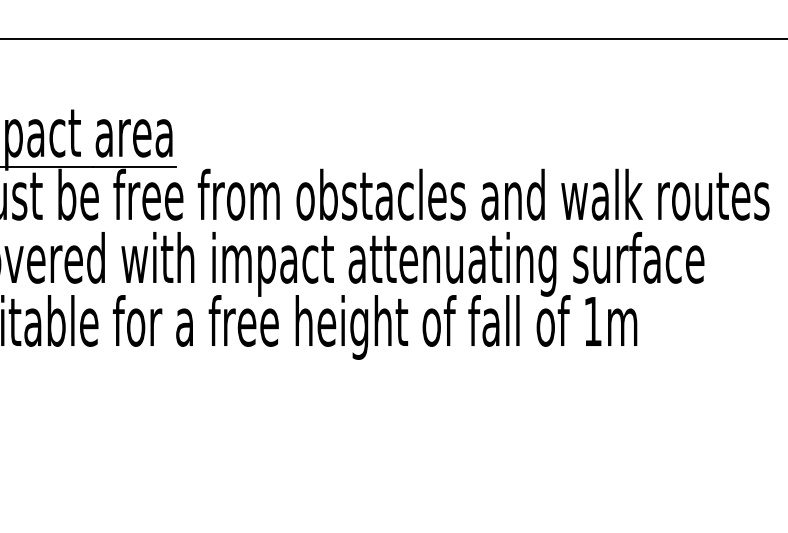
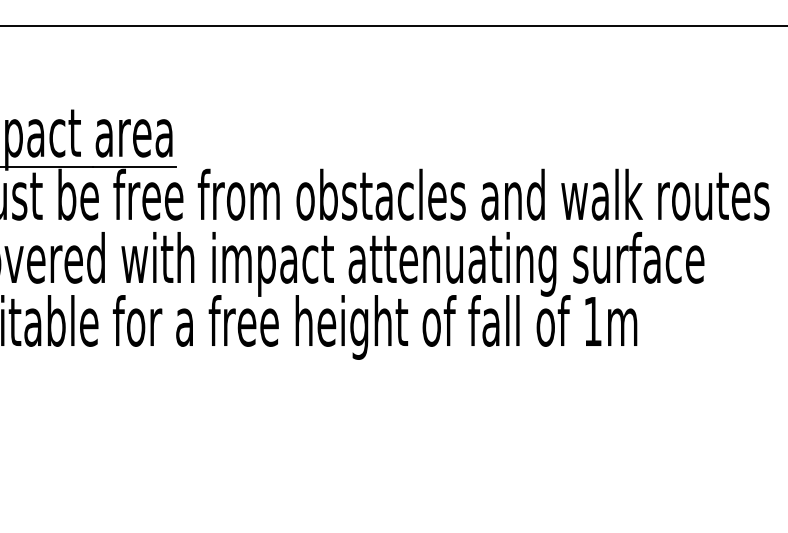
line position: (393, 38) -> (393, 25) (393, 25)
